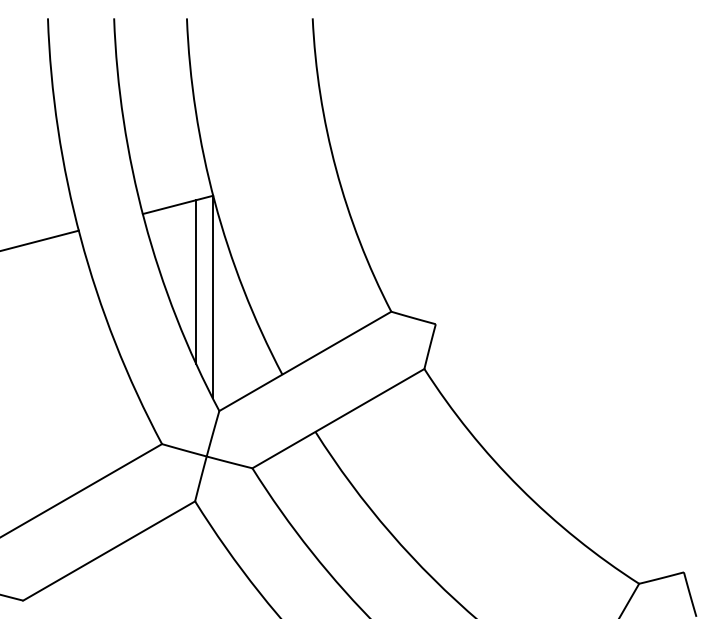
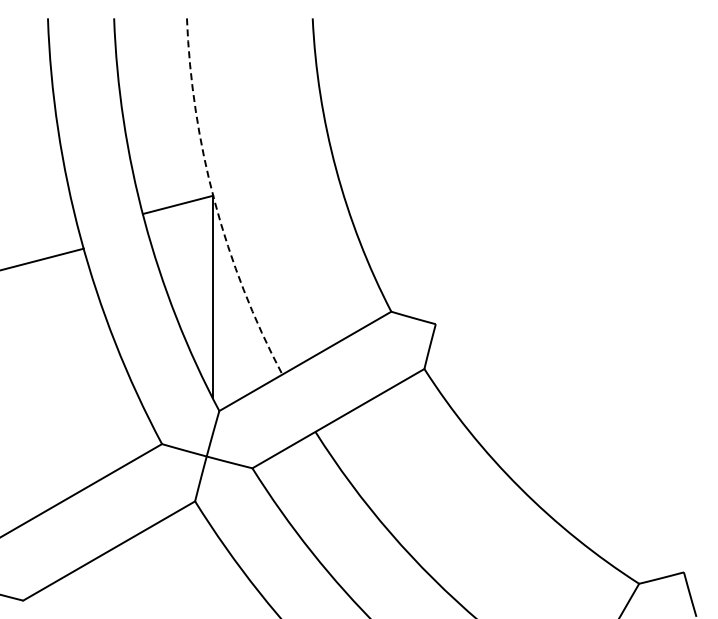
arc: solid -> dashed (214, 201)
line position: (40, 240) -> (42, 258) (42, 258)
line: present -> none (196, 282)
